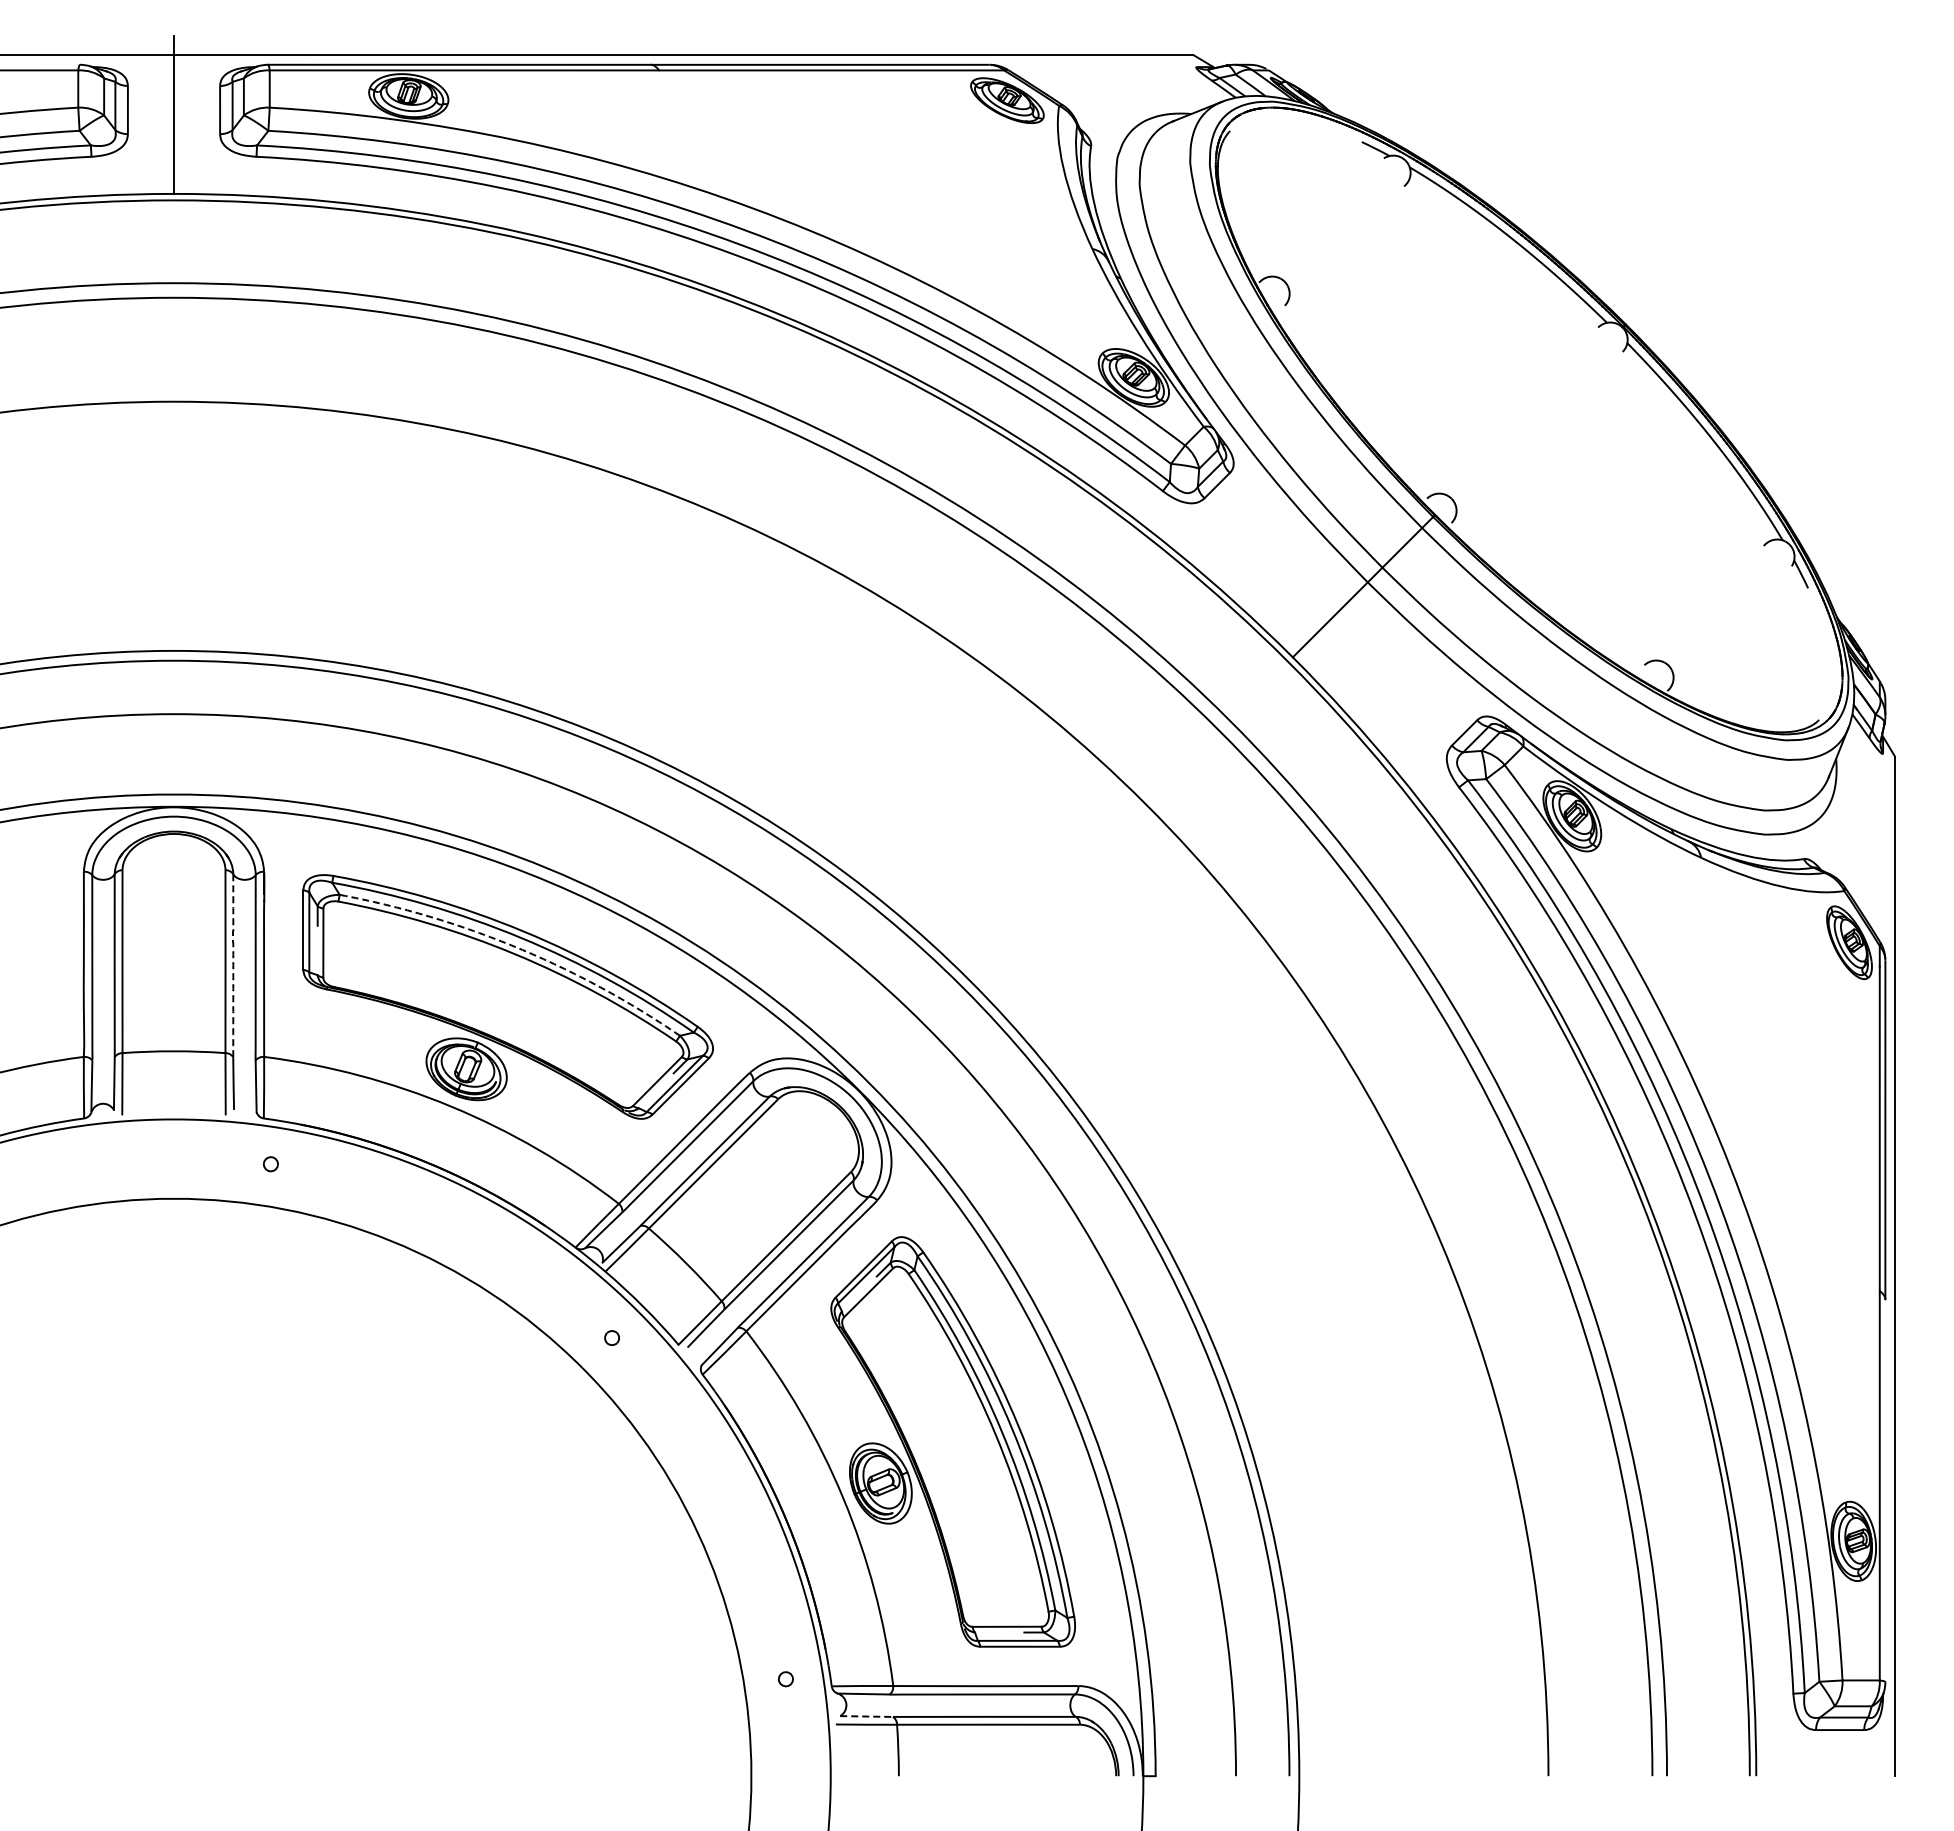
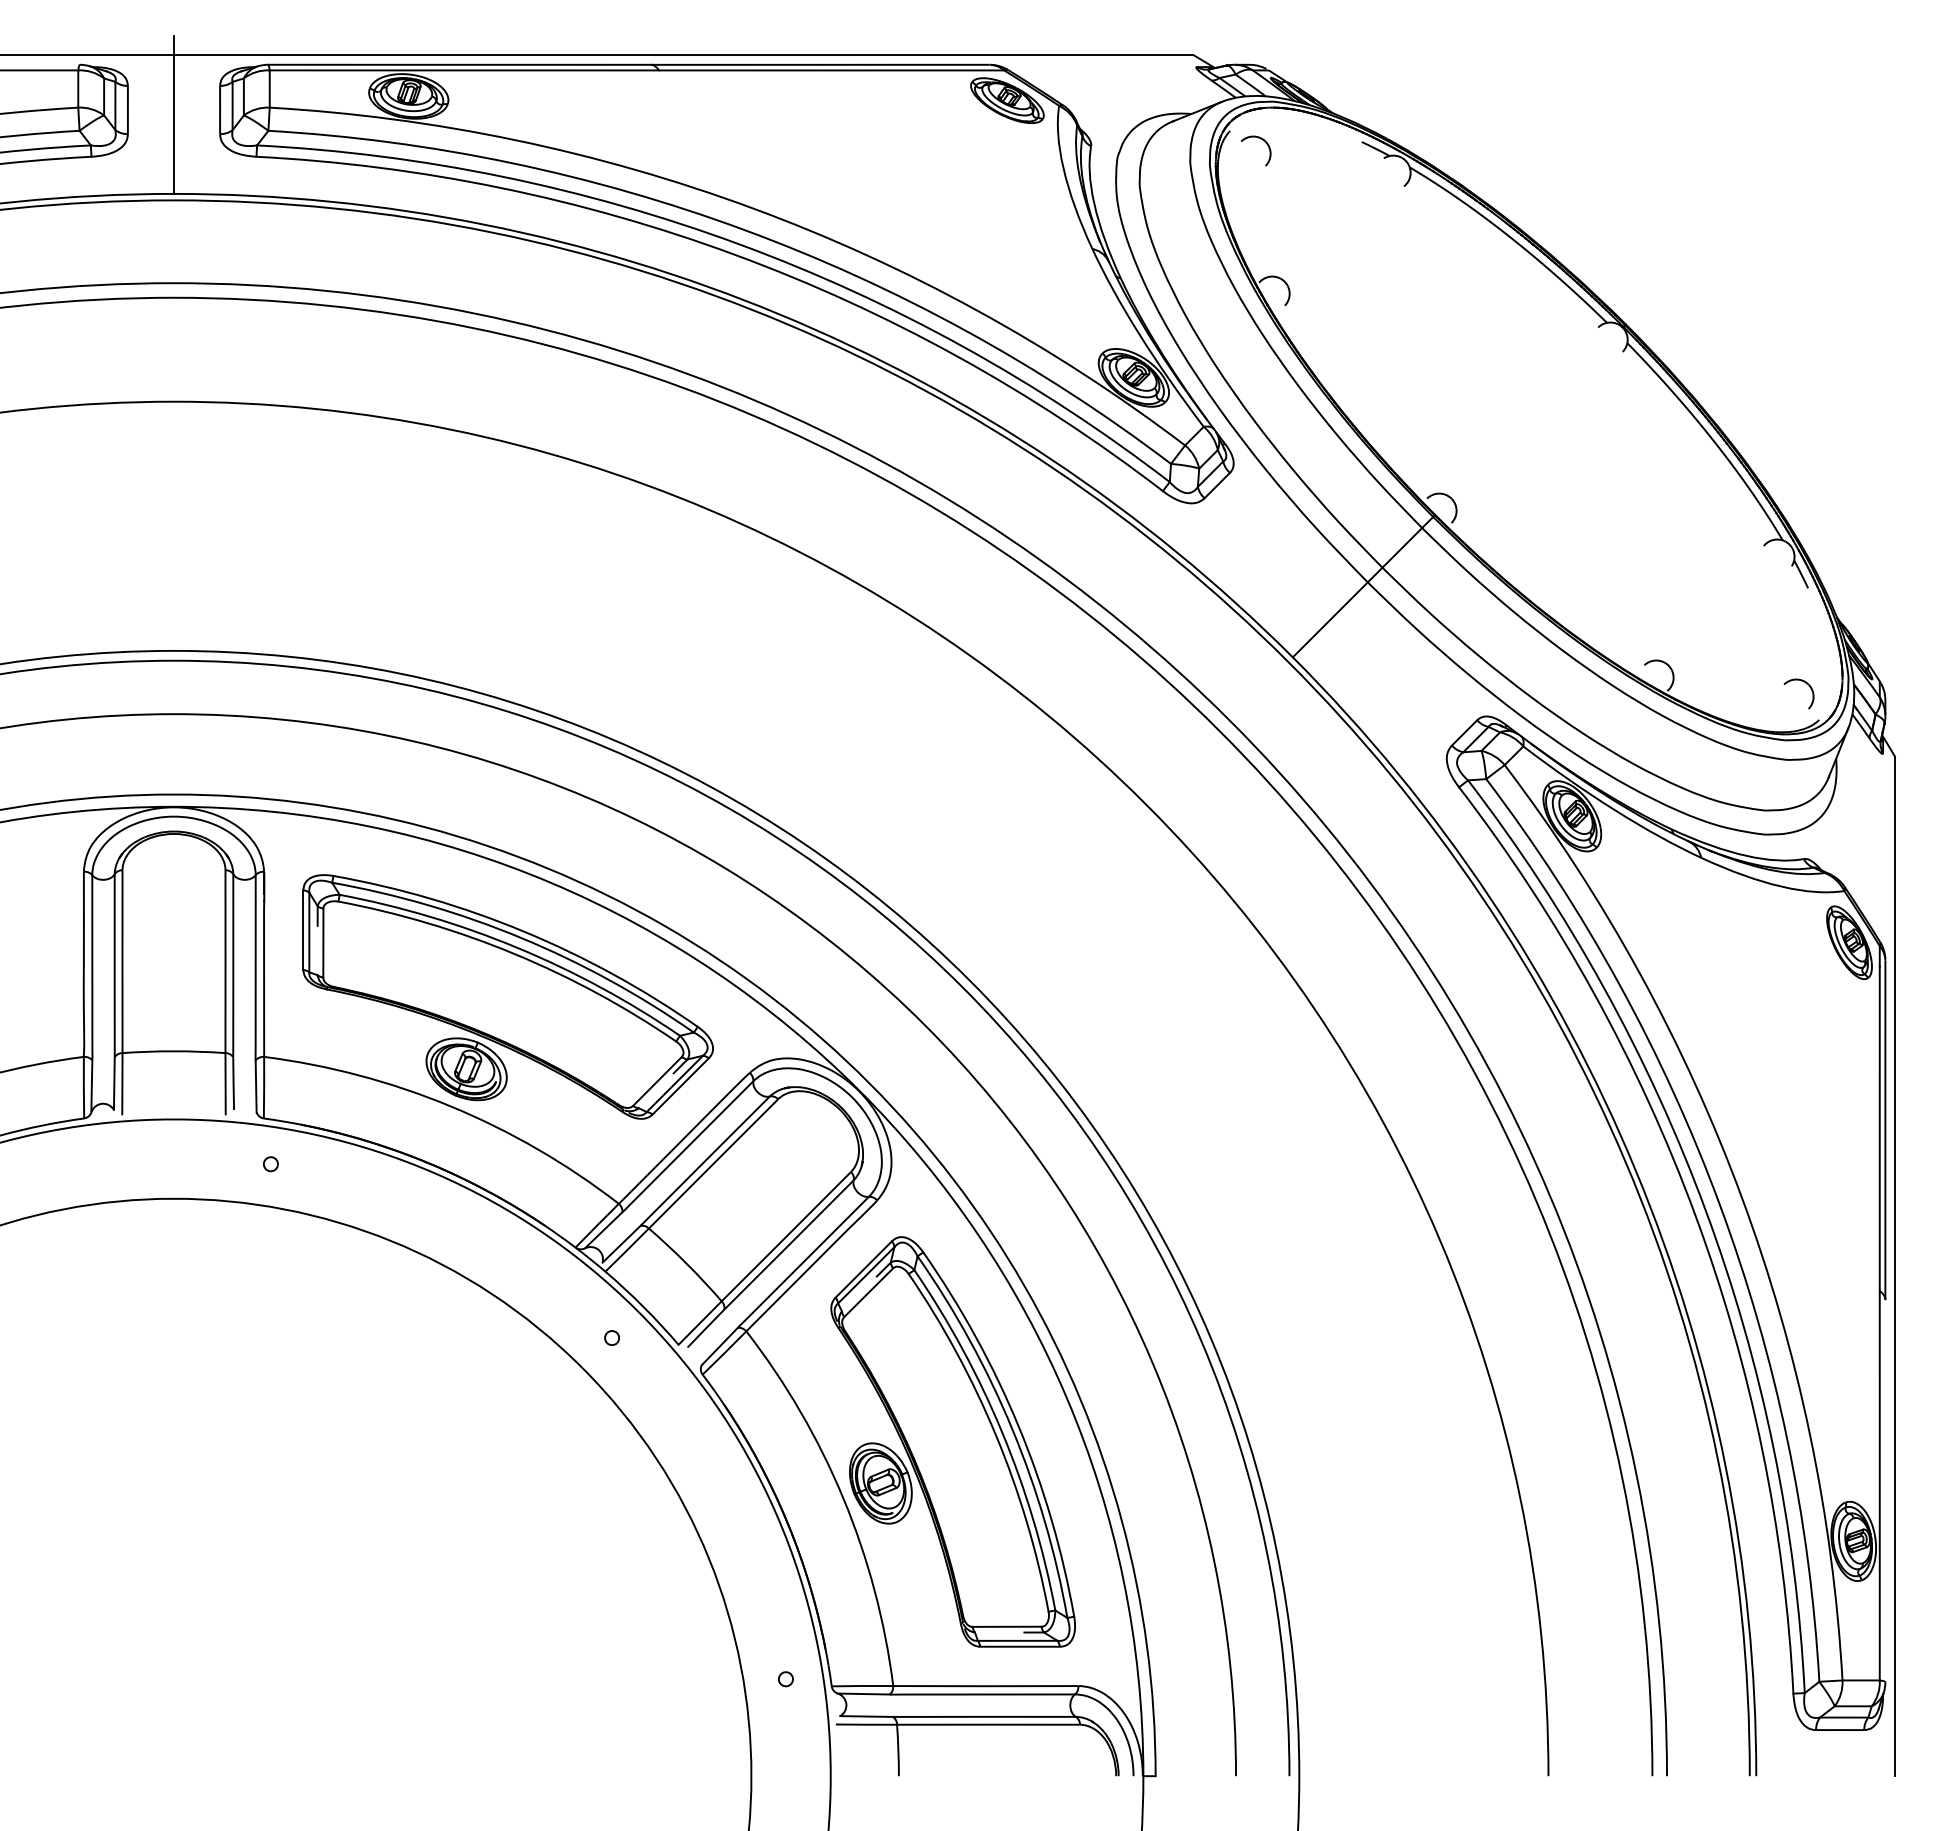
part: none -> present (1260, 139)
part: none -> present (1803, 682)
arc: dashed -> solid (517, 947)
arc: dashed -> solid (233, 965)
line: dashed -> solid (867, 1716)
